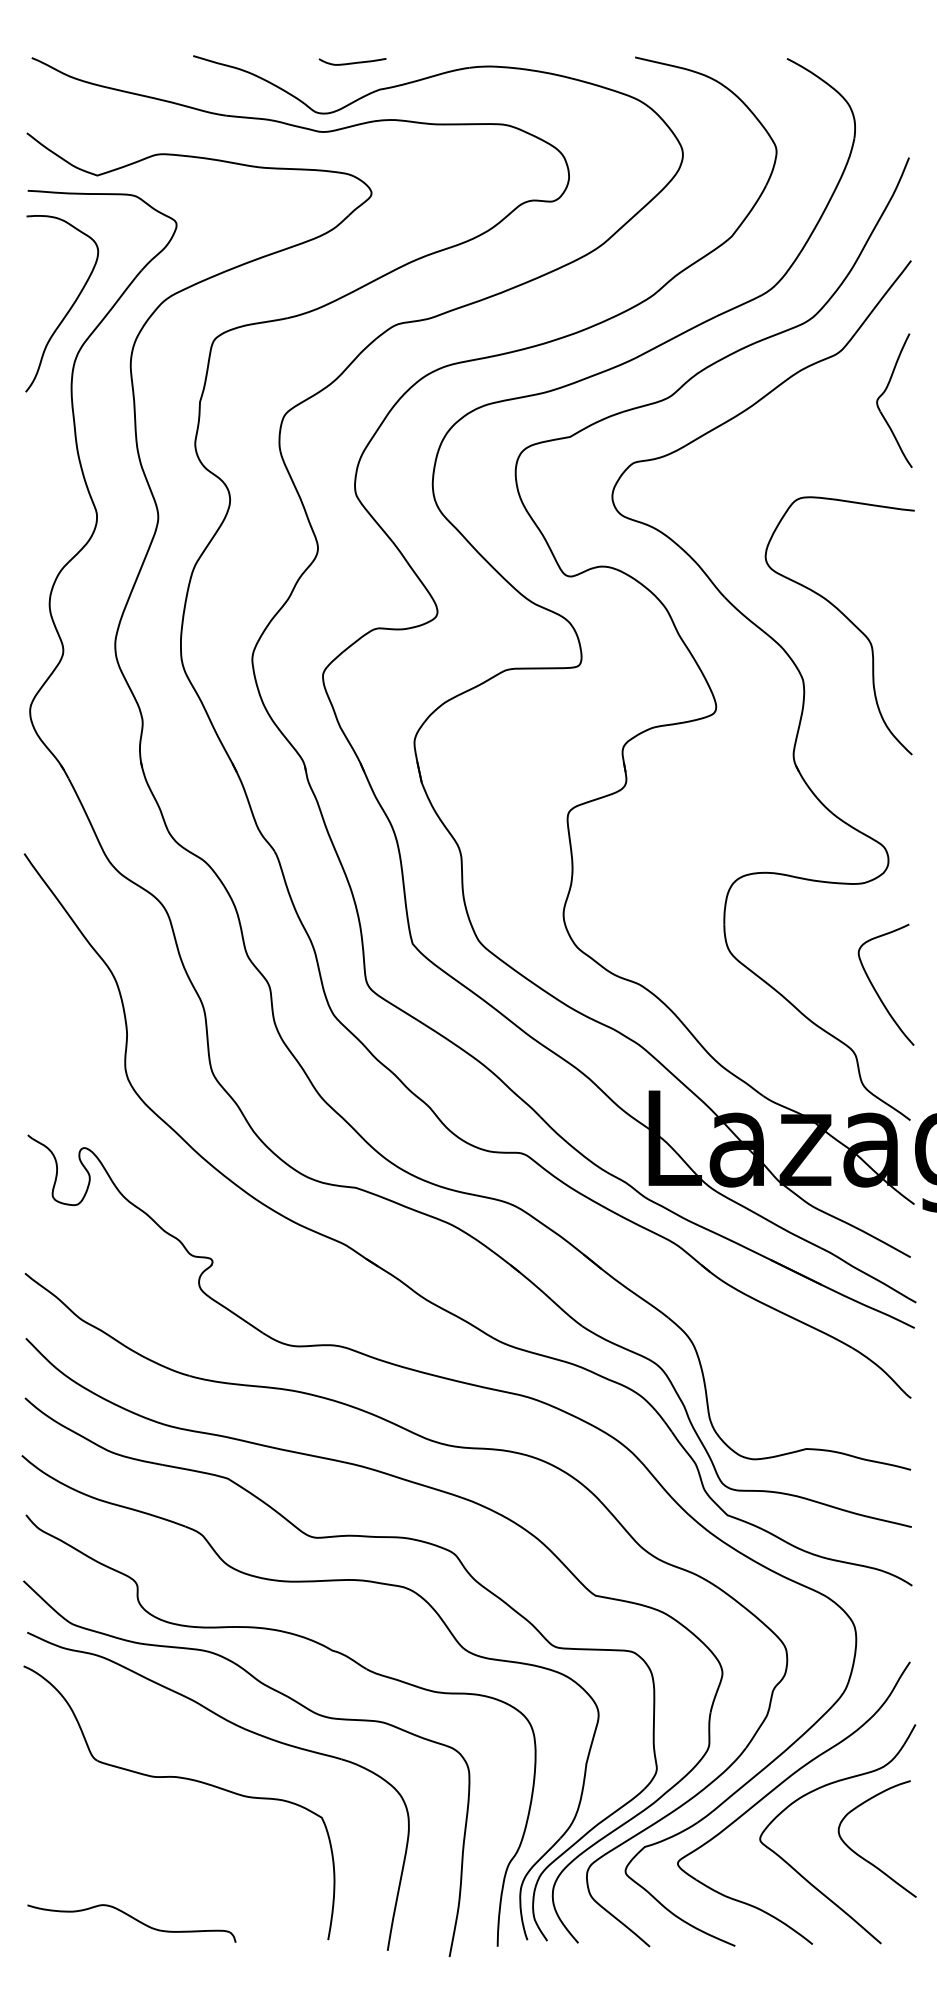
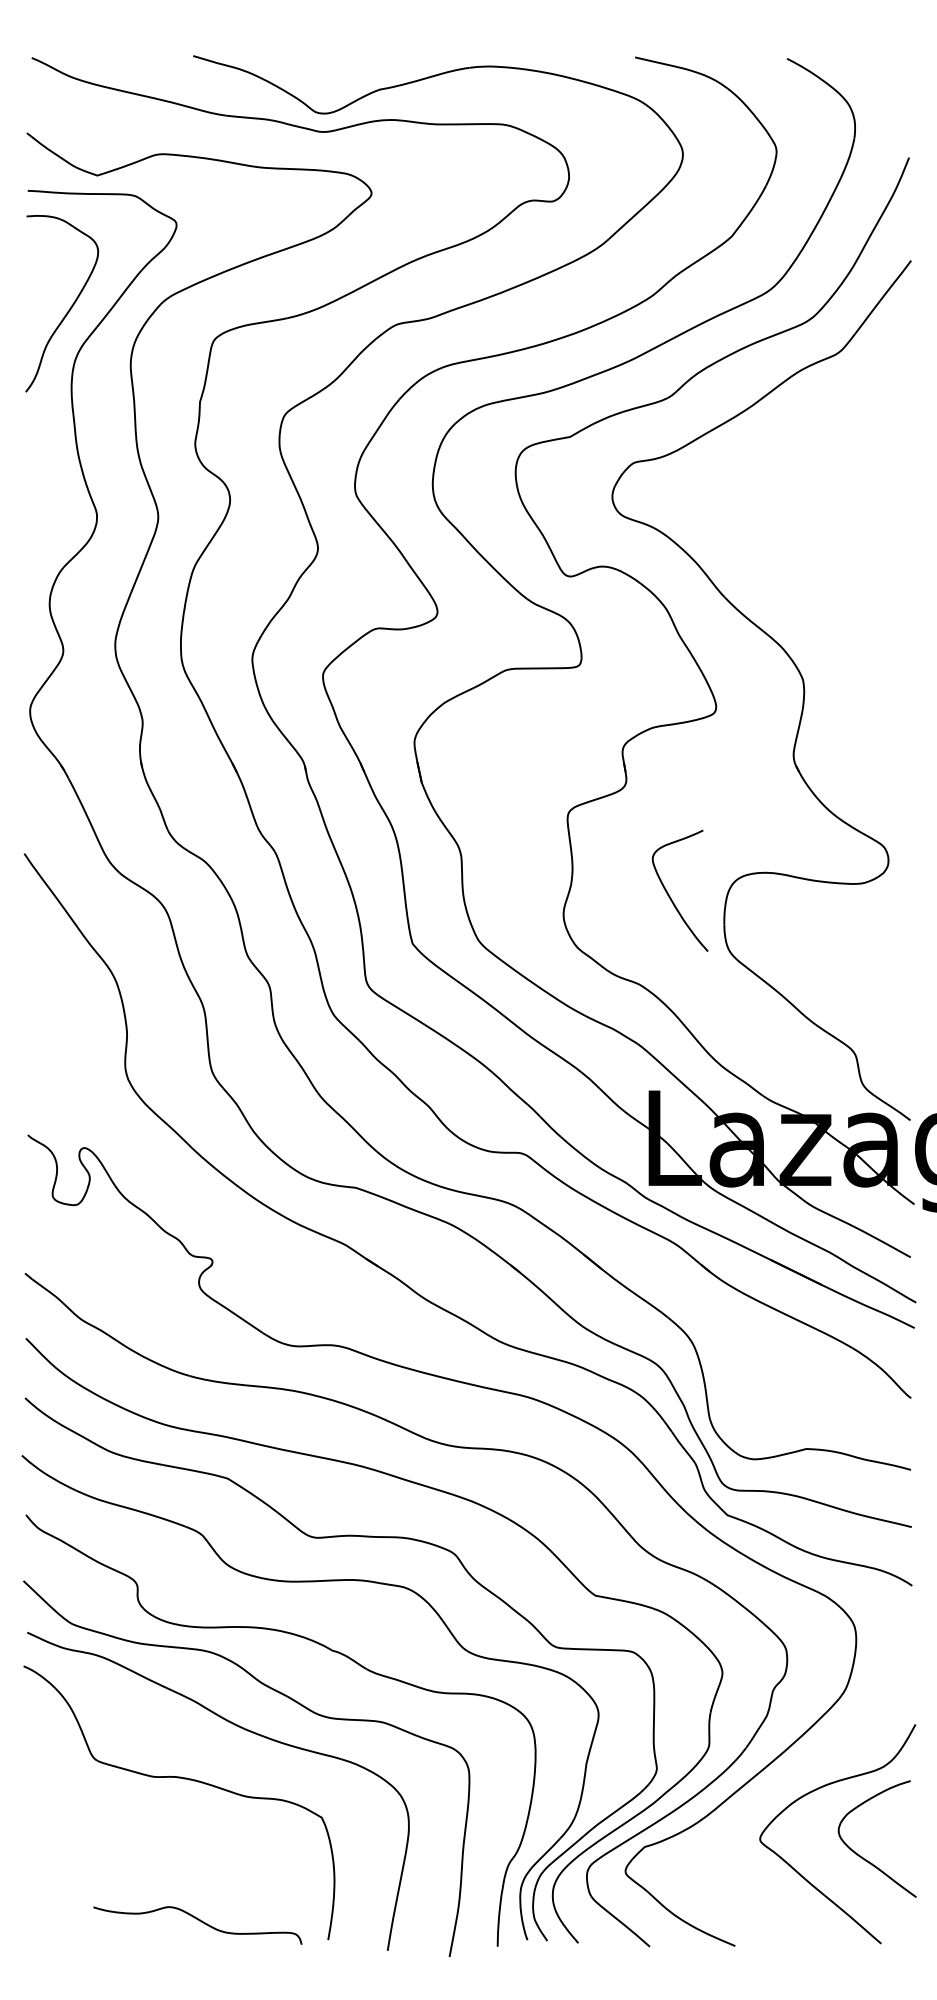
curve: present -> none (352, 62)
part: present -> none (884, 393)
curve: present -> none (846, 618)
curve position: (875, 988) -> (669, 894) (669, 894)
part: present -> none (779, 1786)
part position: (131, 1923) -> (197, 1925) (197, 1925)
